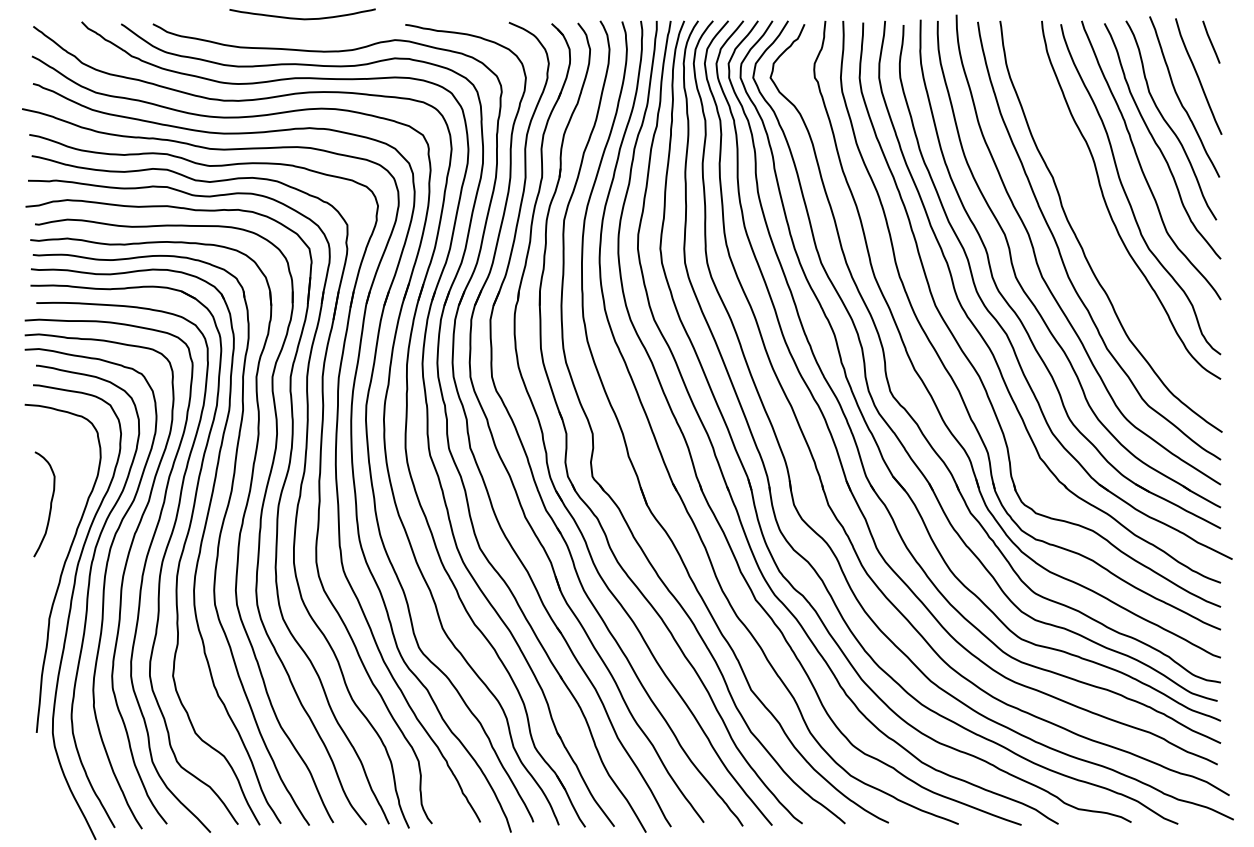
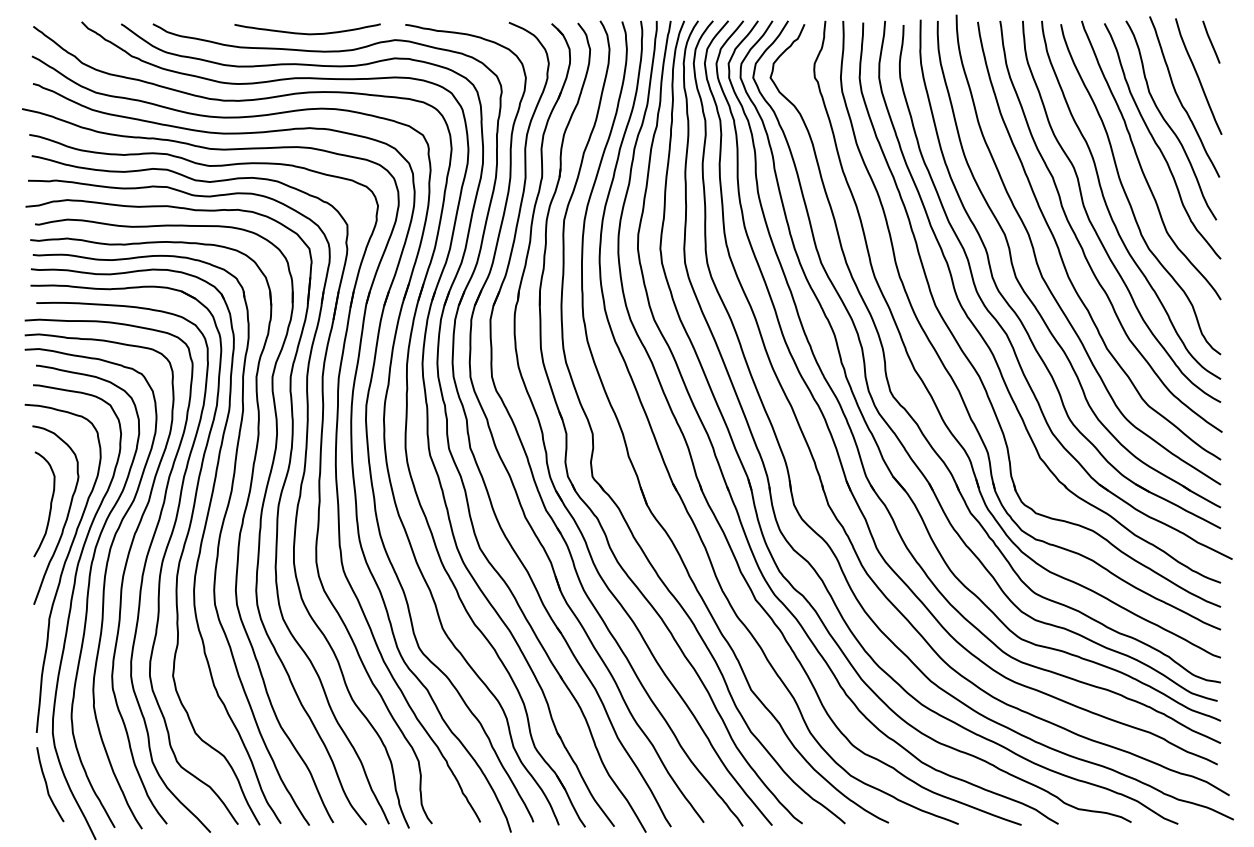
curve position: (302, 18) -> (307, 33) (307, 33)
curve: none -> present (1093, 225)
curve: none -> present (66, 516)
curve: none -> present (47, 784)
